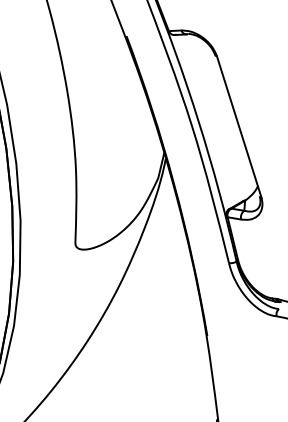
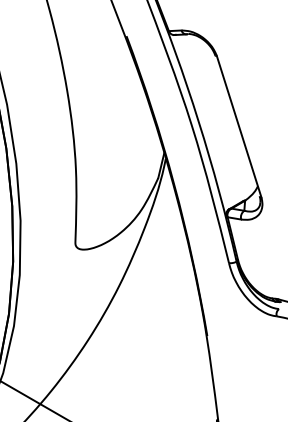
line: none -> present (33, 400)
